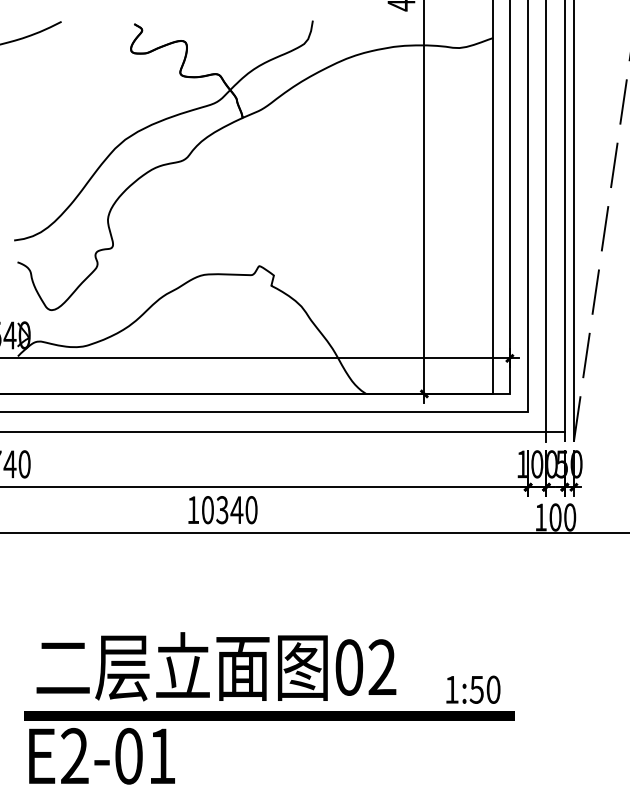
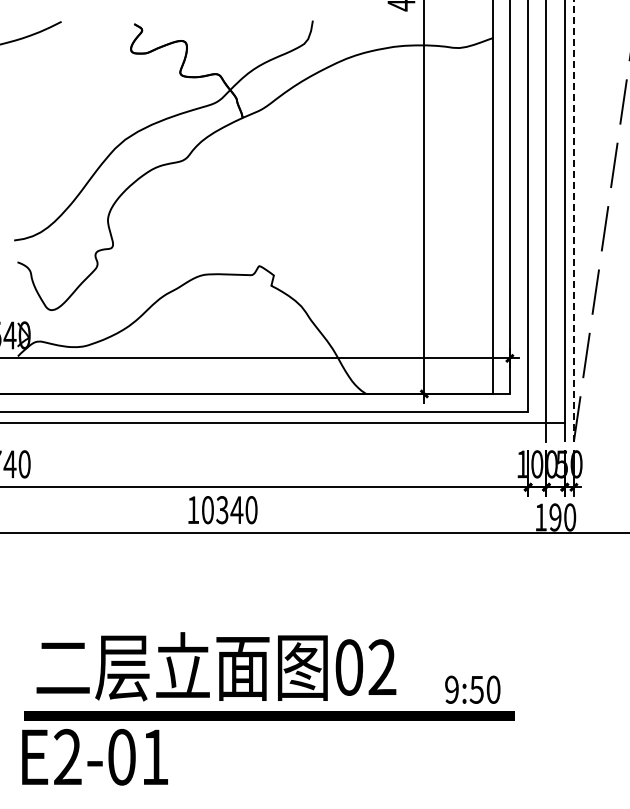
line: solid -> dashed (573, 220)
line position: (283, 432) -> (283, 423) (283, 423)
text: 100 -> 190 (555, 517)
text: 1:50 -> 9:50 (451, 689)
text position: (101, 756) -> (94, 757) (94, 757)
